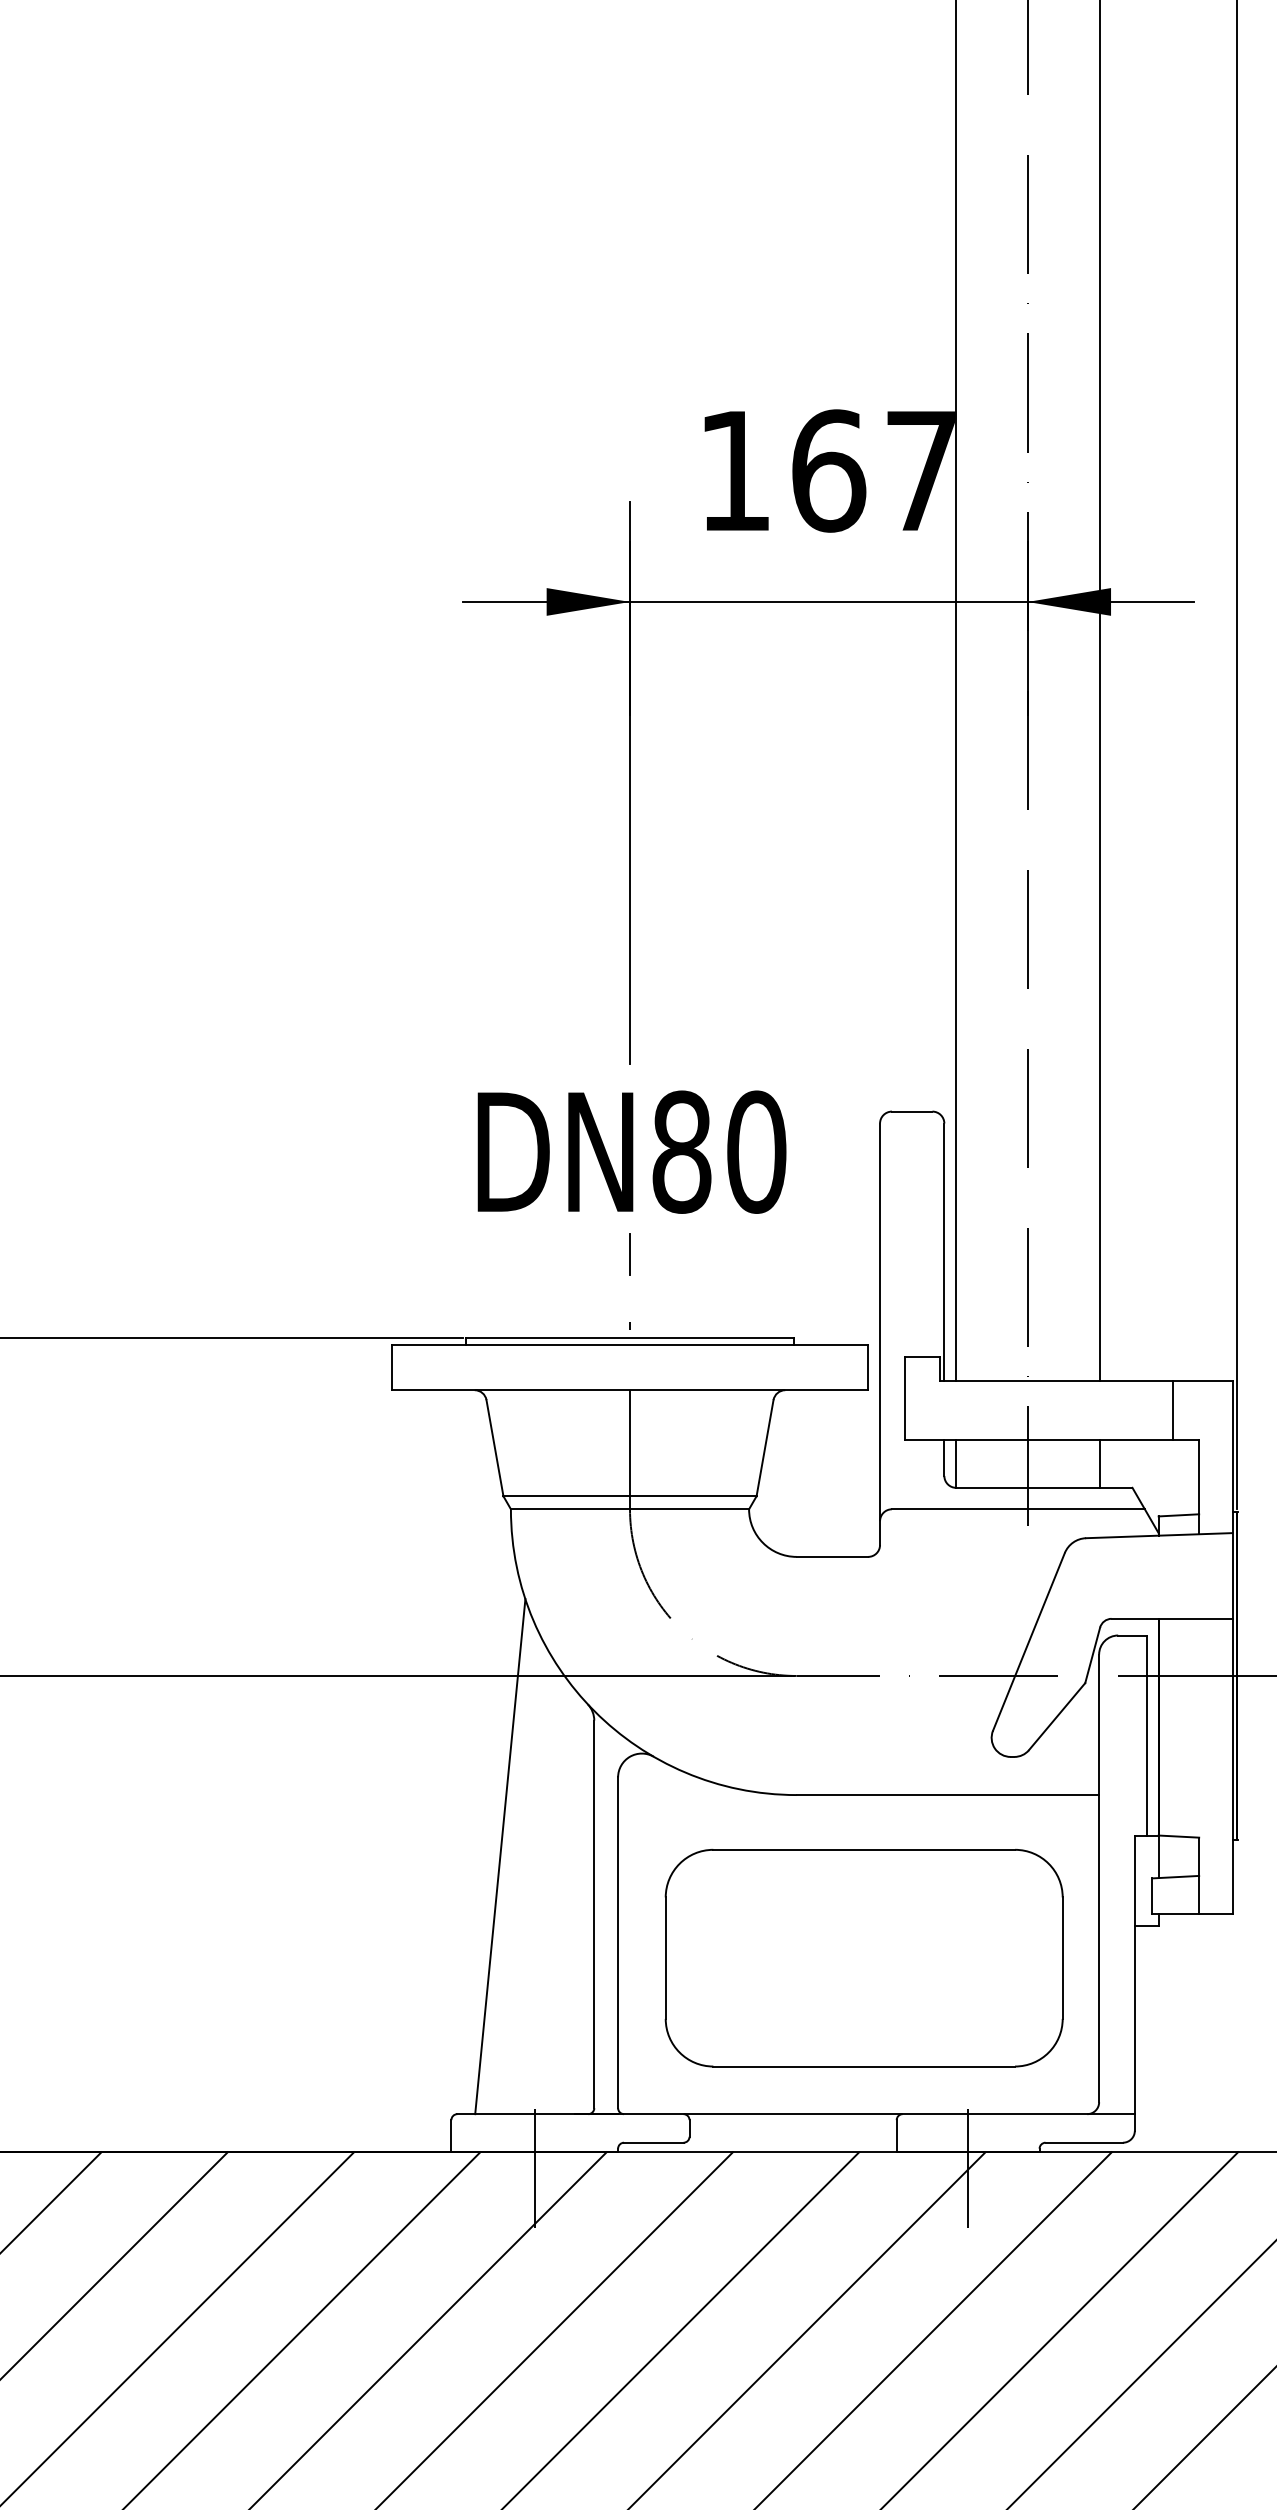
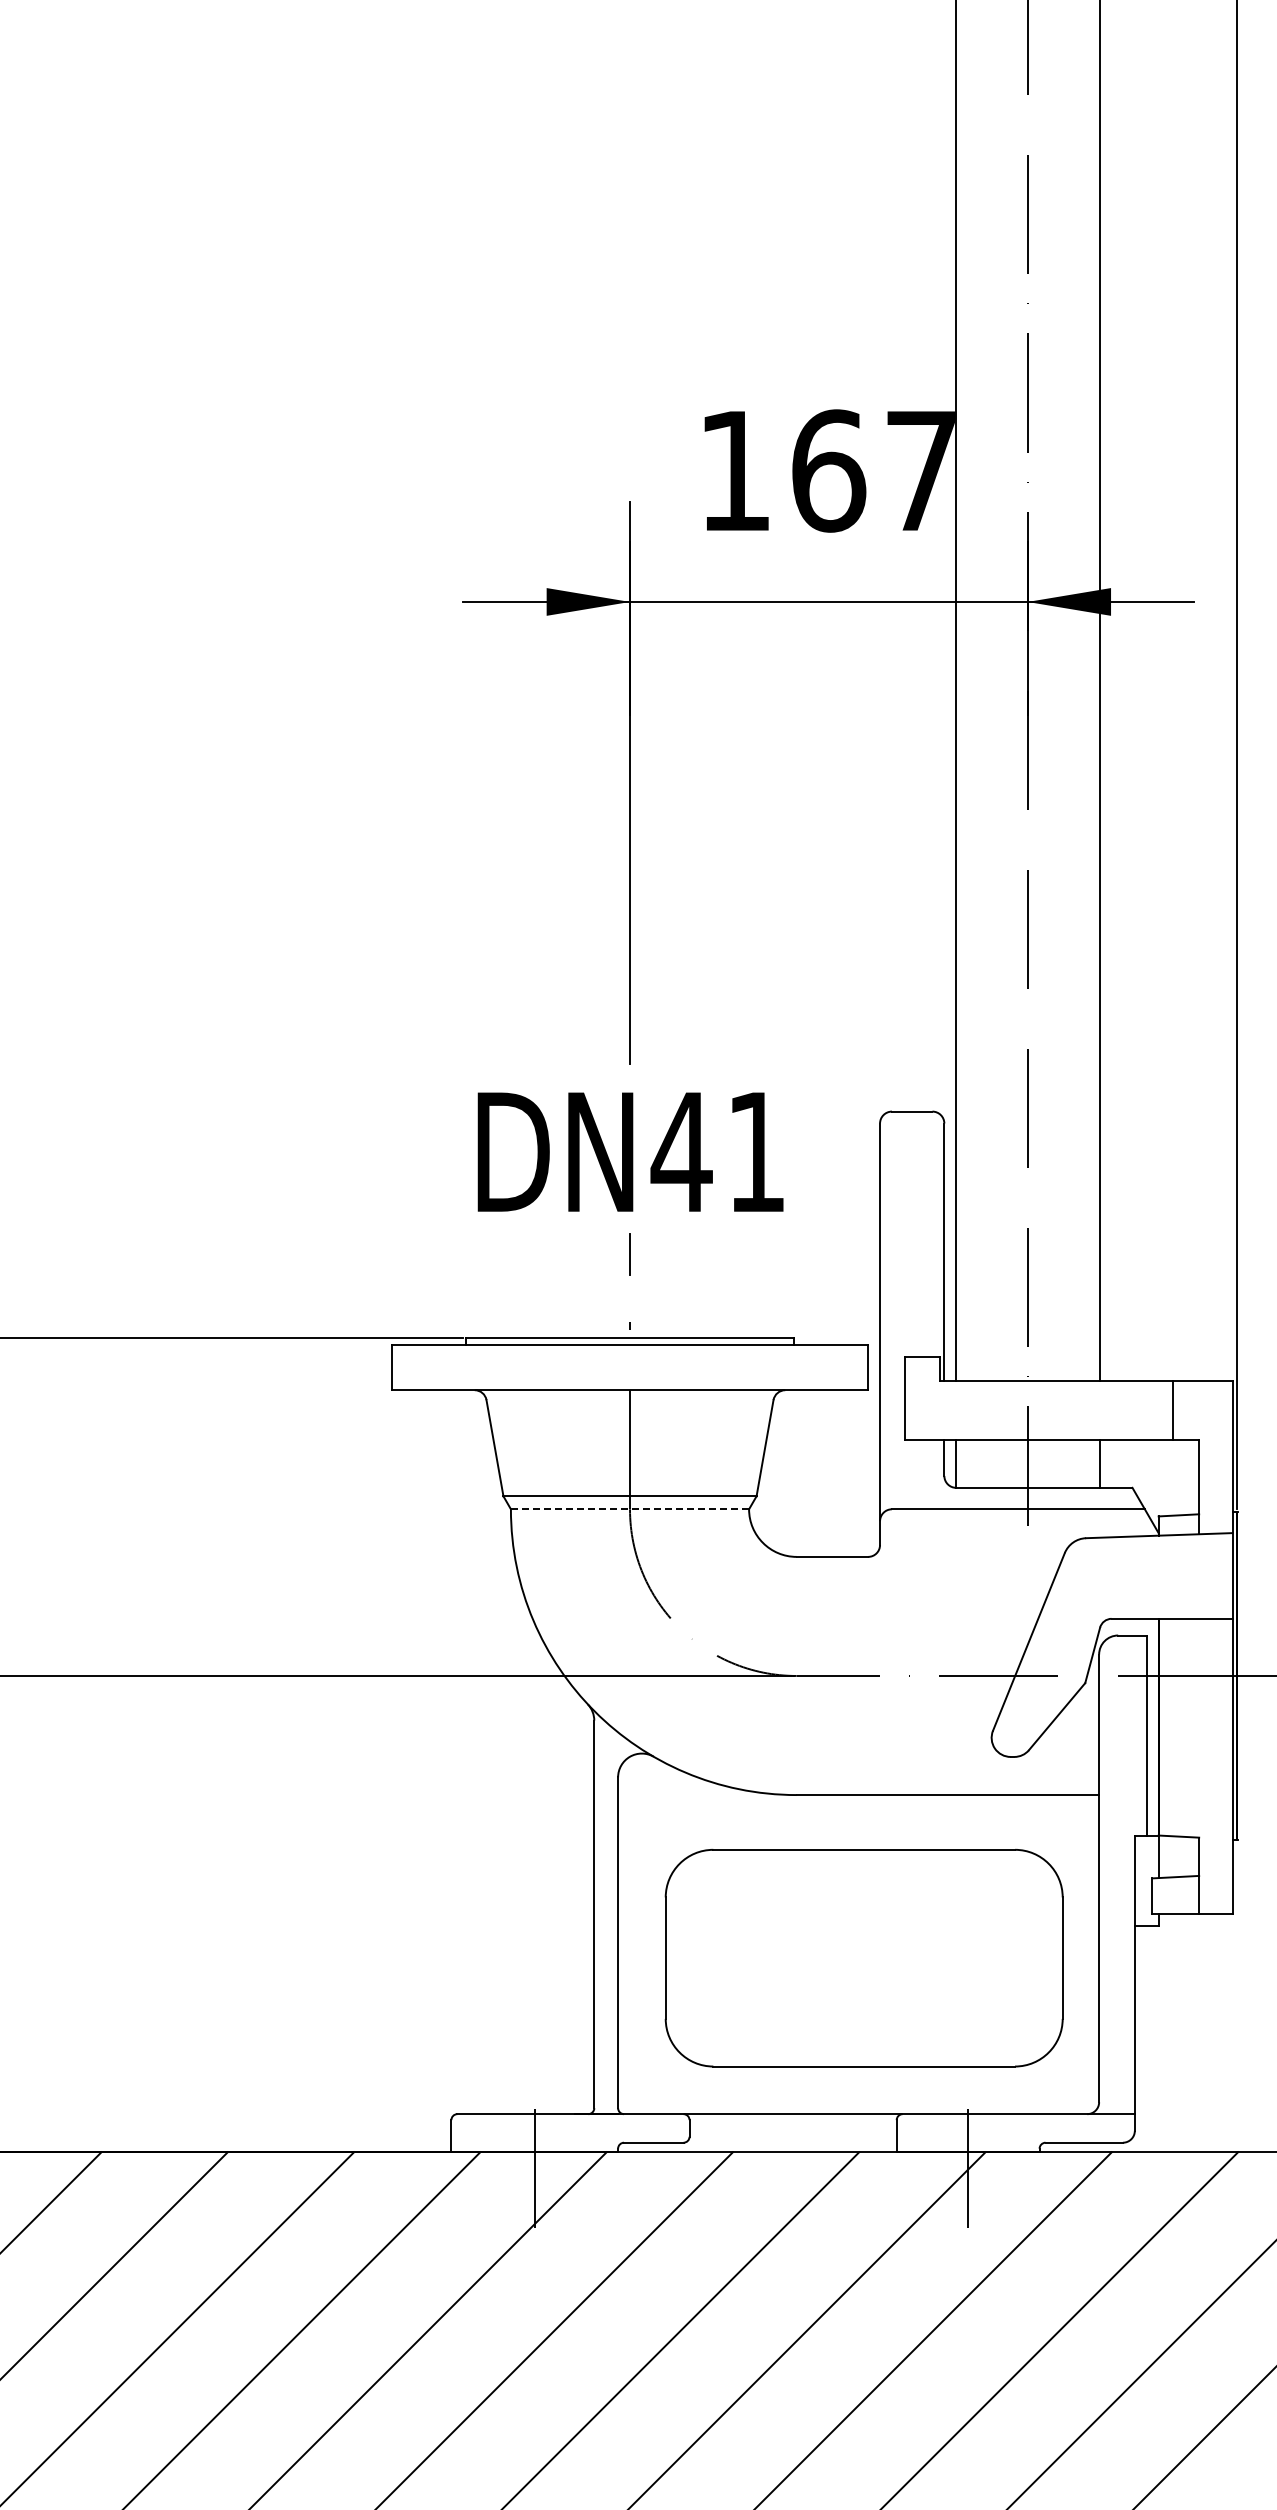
text: DN80 -> DN41 (718, 1151)
line: solid -> dashed (629, 1509)
line: present -> none (500, 1856)
